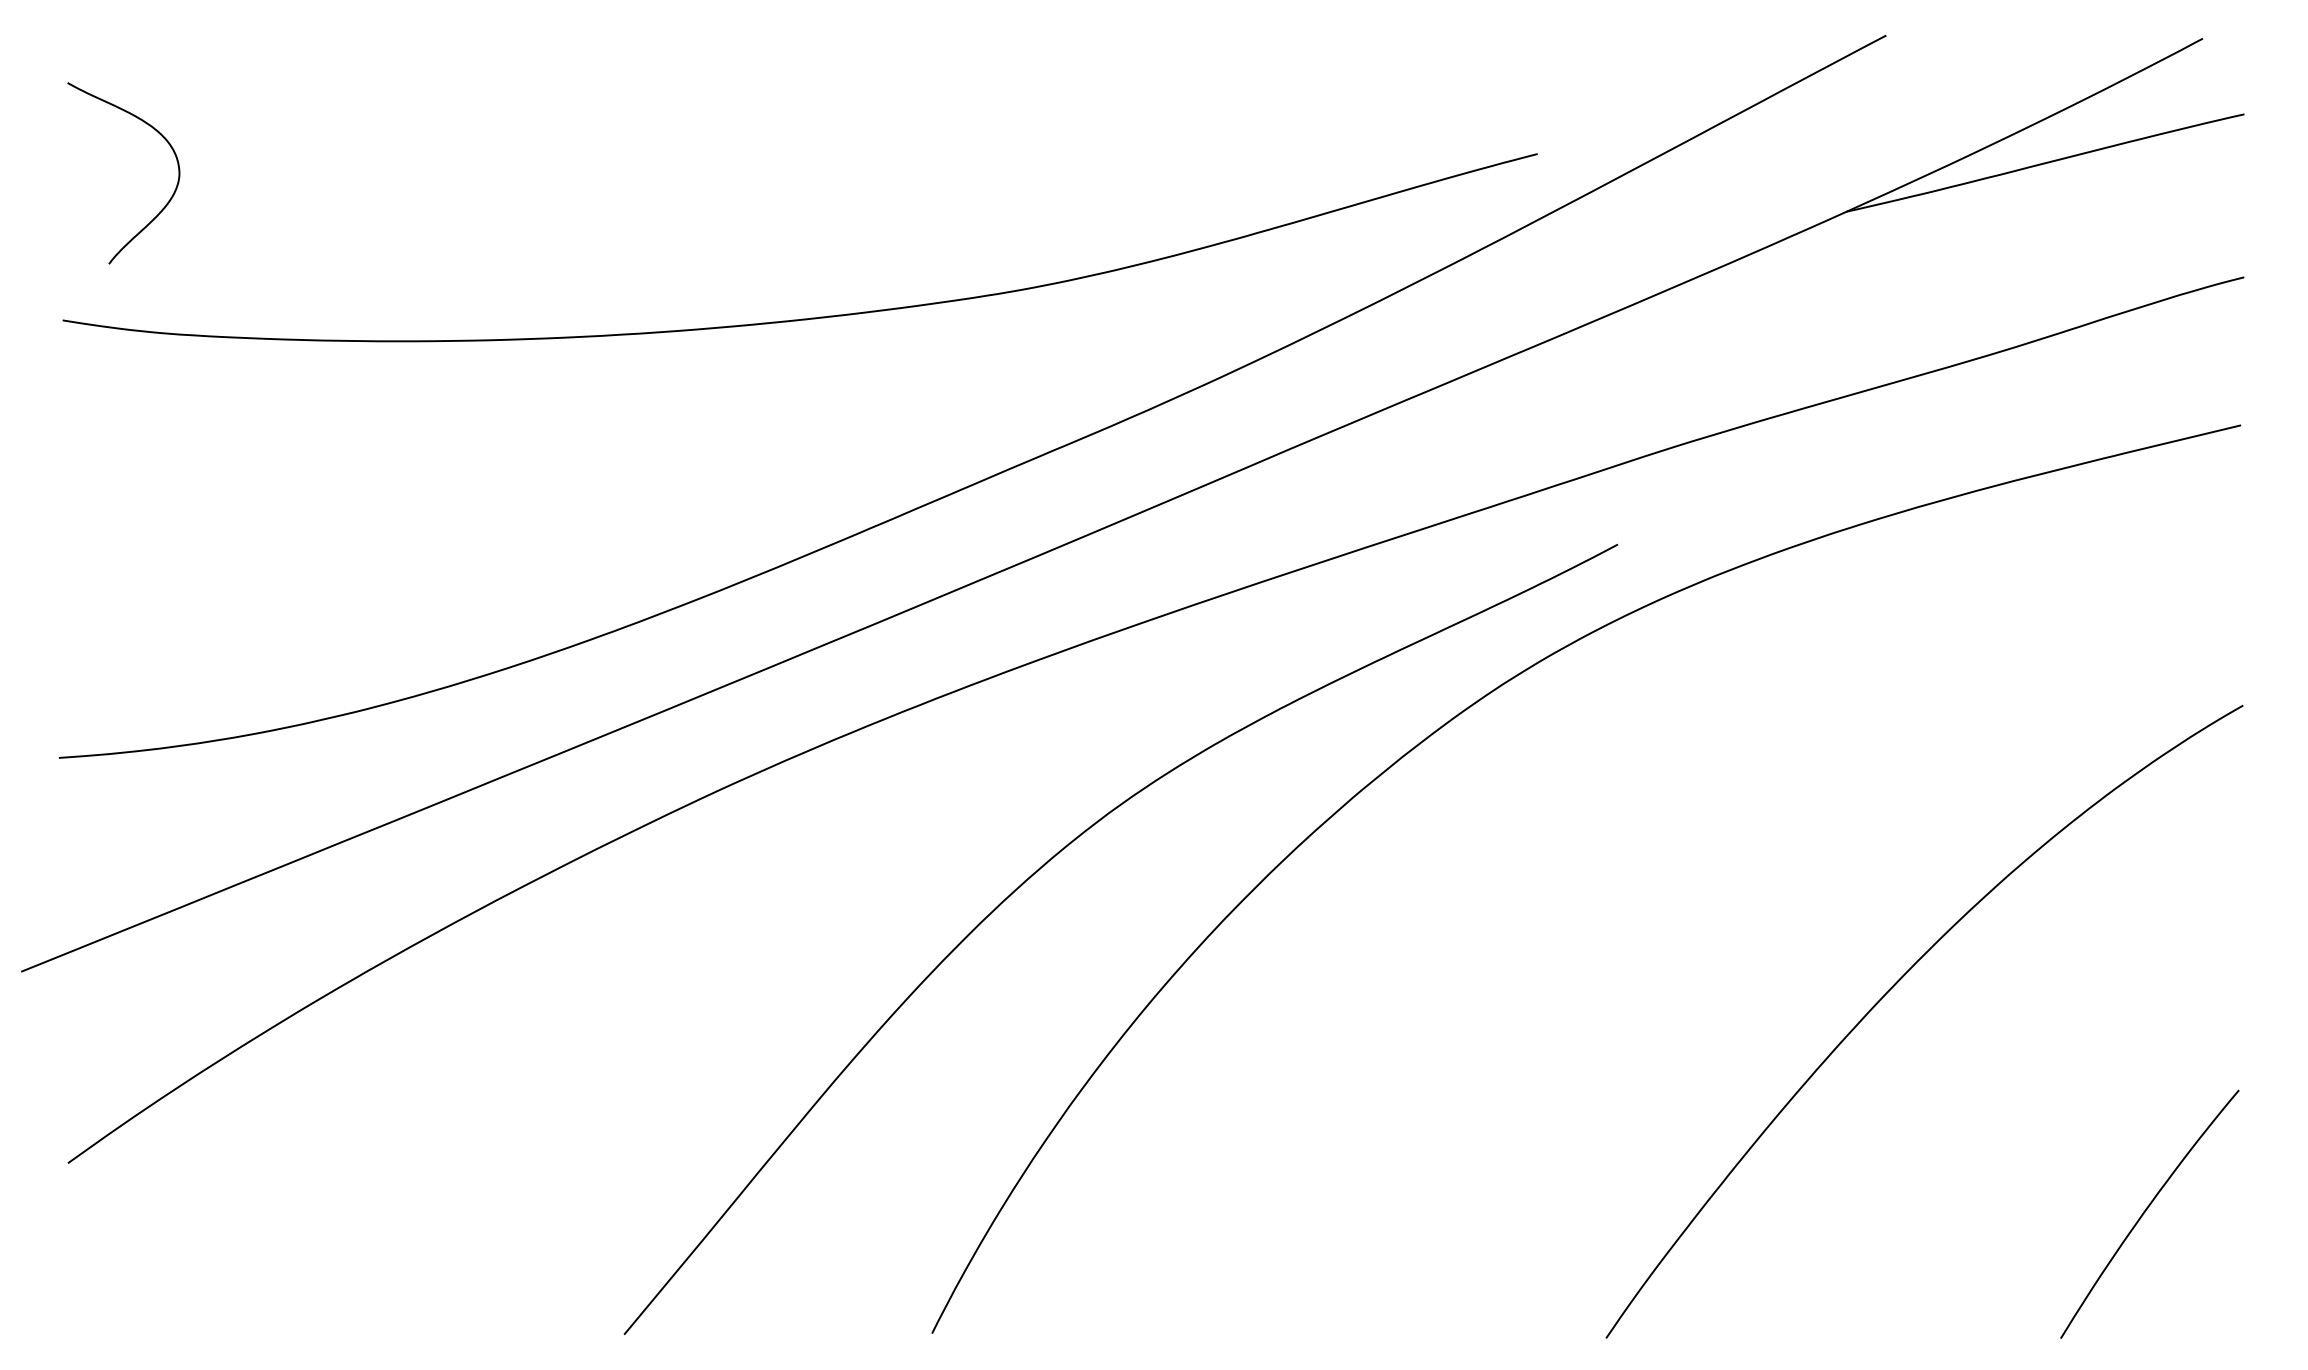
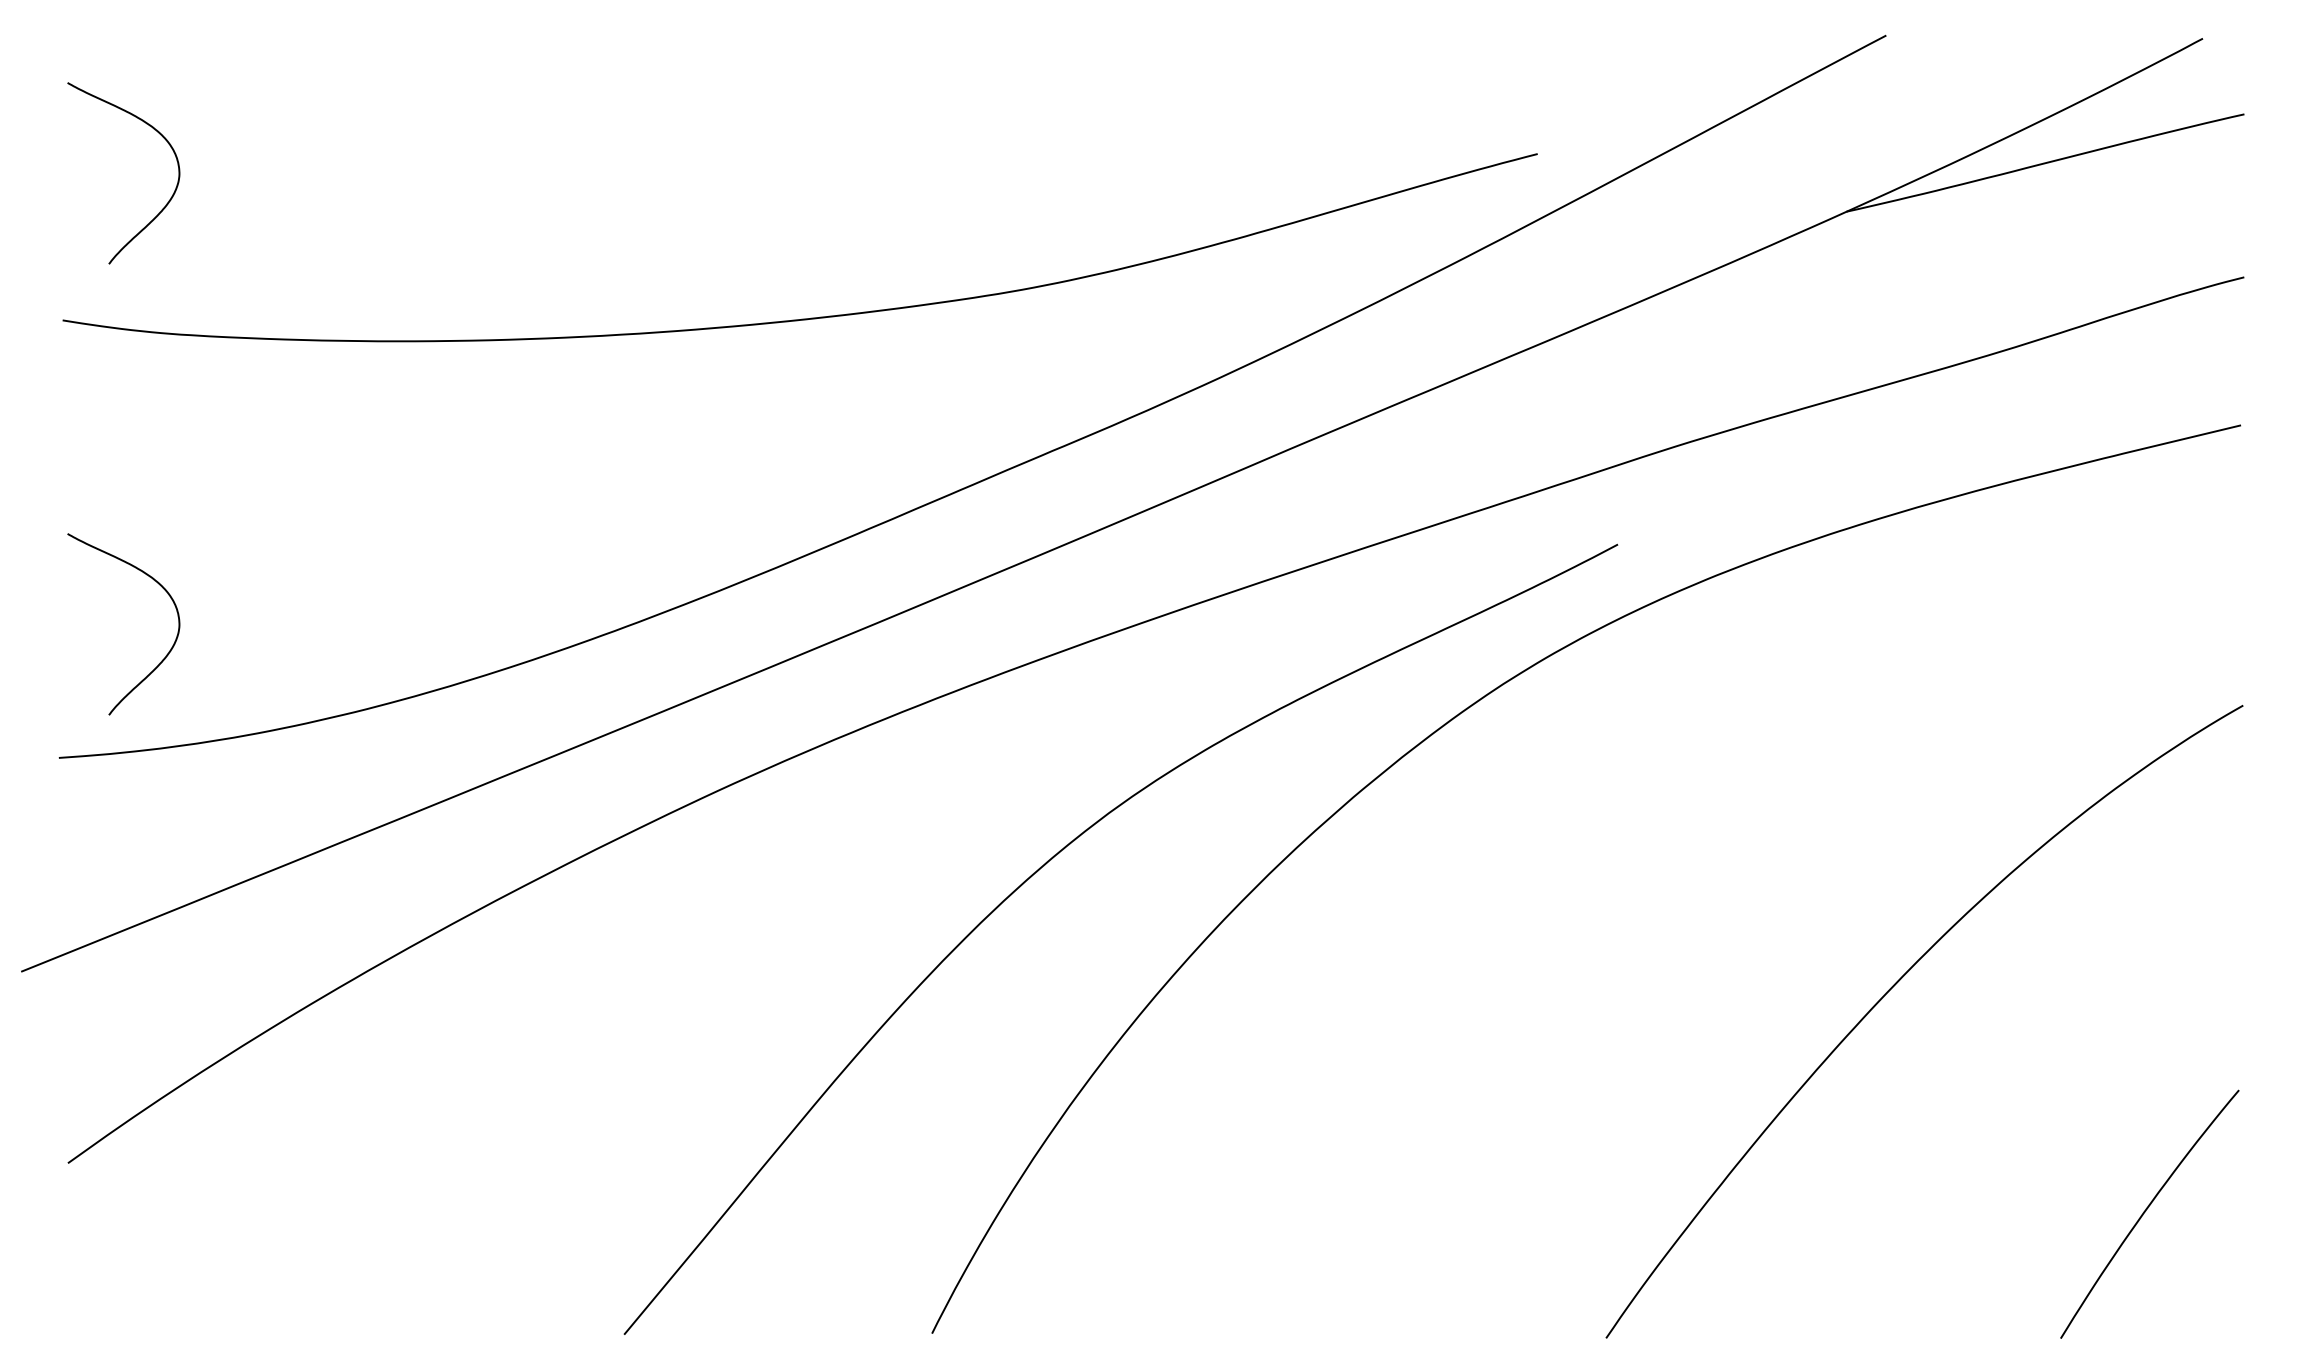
curve: none -> present (161, 660)
